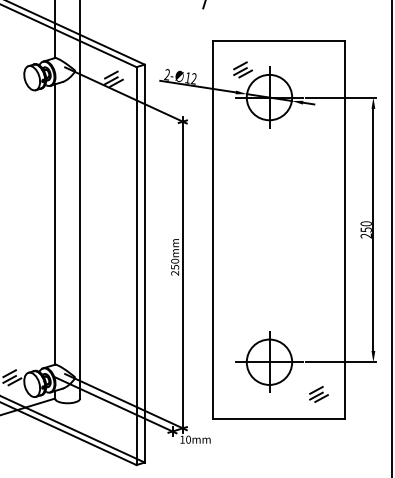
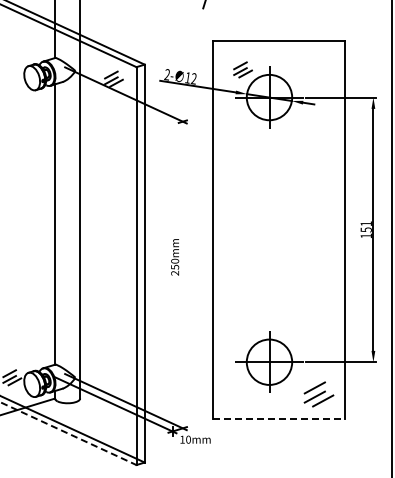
text: 250 -> 151 (365, 229)
line: present -> none (182, 274)
part size: 20x17 px -> 32x27 px (318, 394)
line: solid -> dashed (279, 418)
line: solid -> dashed (68, 433)
